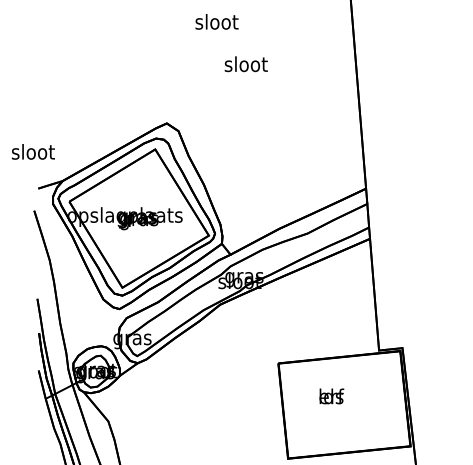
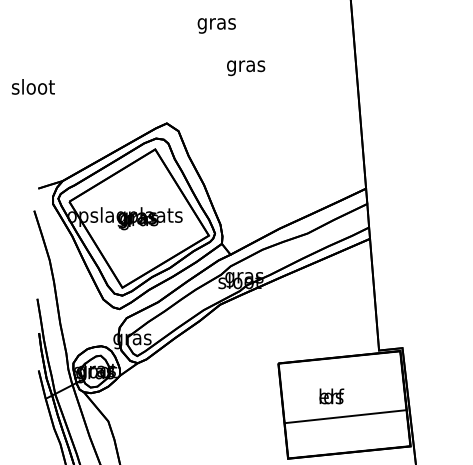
text: sloot -> gras (216, 23)
text: sloot -> gras (245, 66)
text position: (32, 151) -> (32, 86) (32, 86)
line: none -> present (345, 416)
